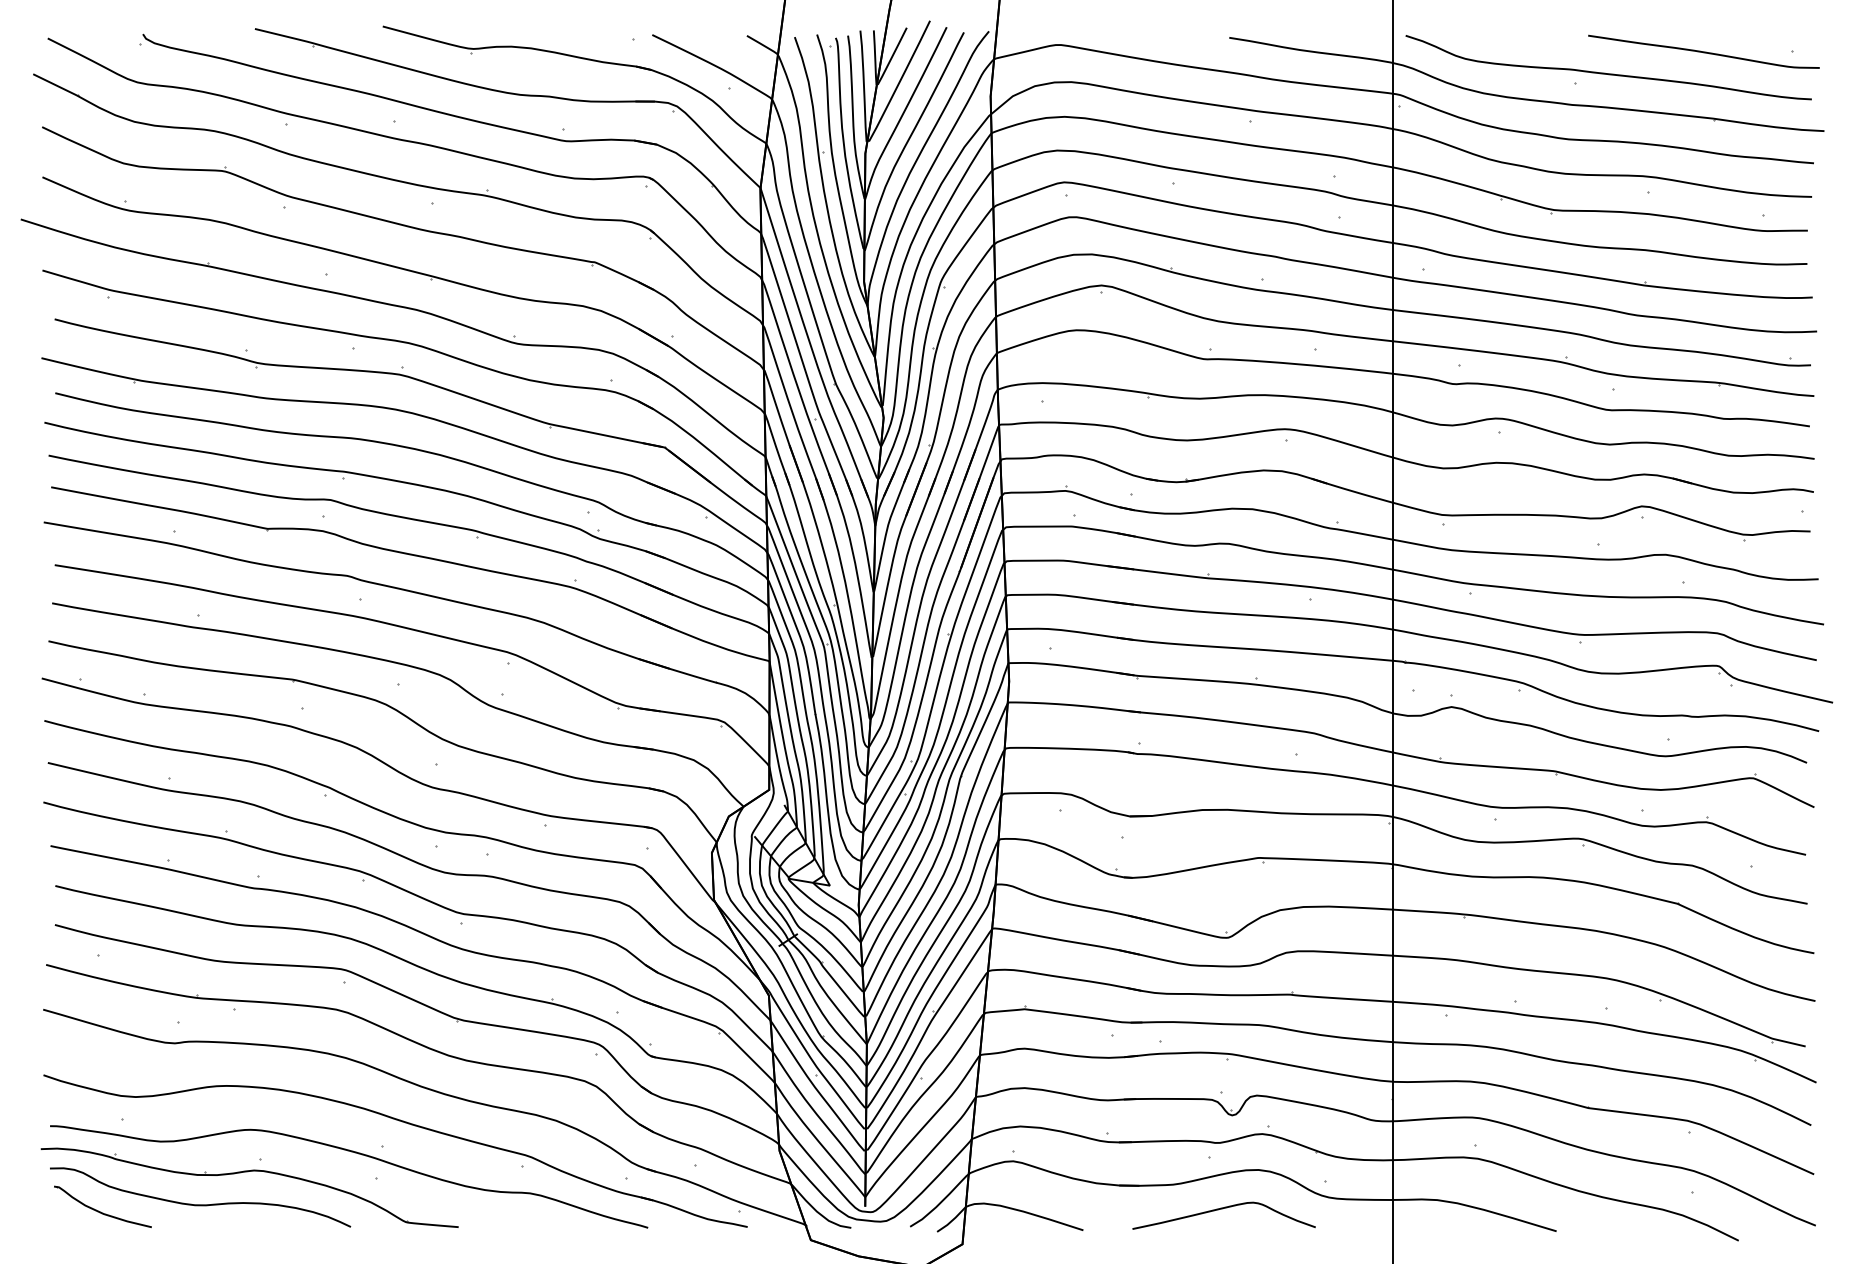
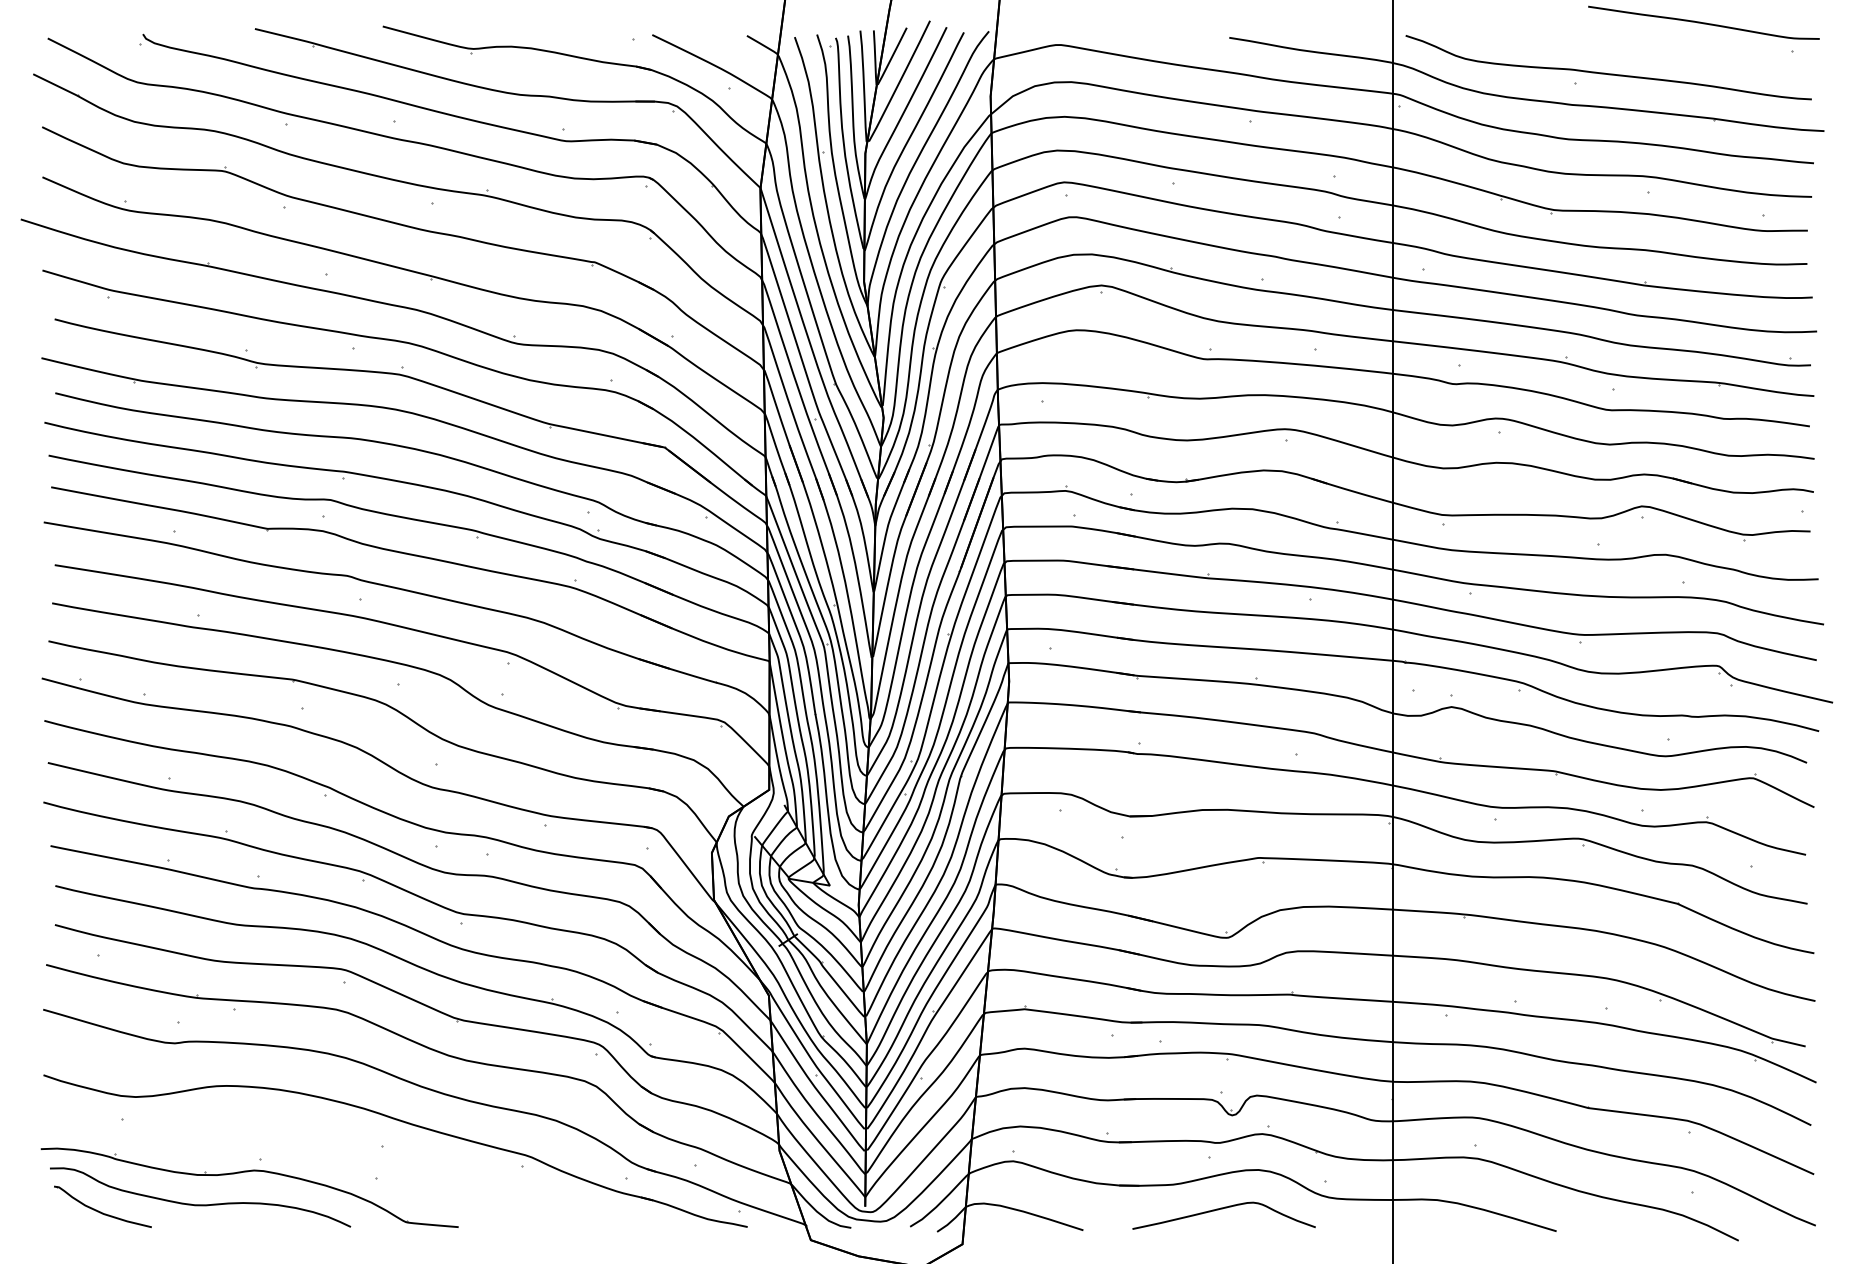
curve position: (1703, 51) -> (1703, 22) (1703, 22)
curve: present -> none (355, 1153)
